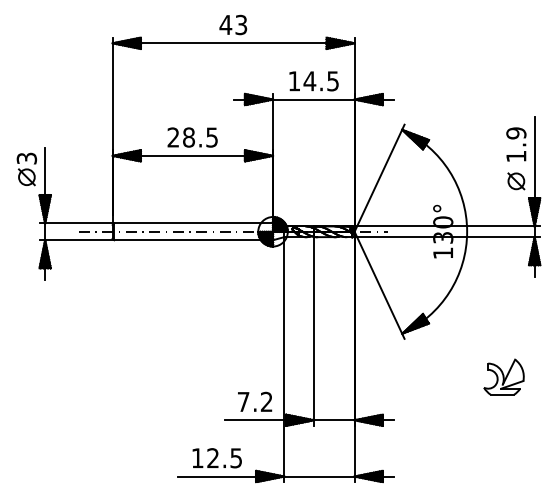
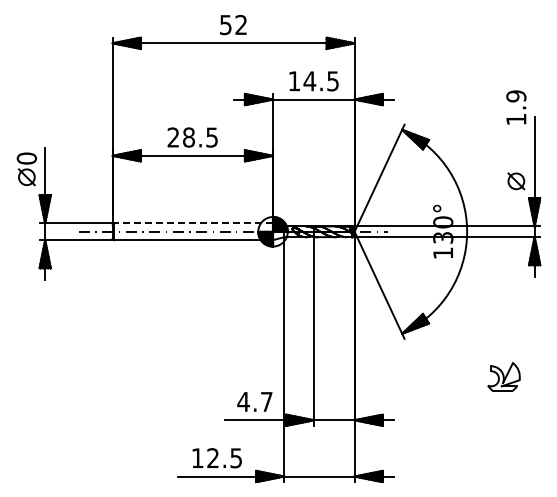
text: 43 -> 52 (233, 25)
text position: (516, 144) -> (516, 107) (516, 107)
text: 3 -> 0 (26, 158)
line: solid -> dashed (193, 223)
part size: 42x38 px -> 34x30 px (503, 376)
text: 7.2 -> 4.7 (254, 401)
